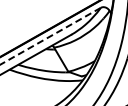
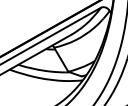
line: dashed -> solid (50, 36)
